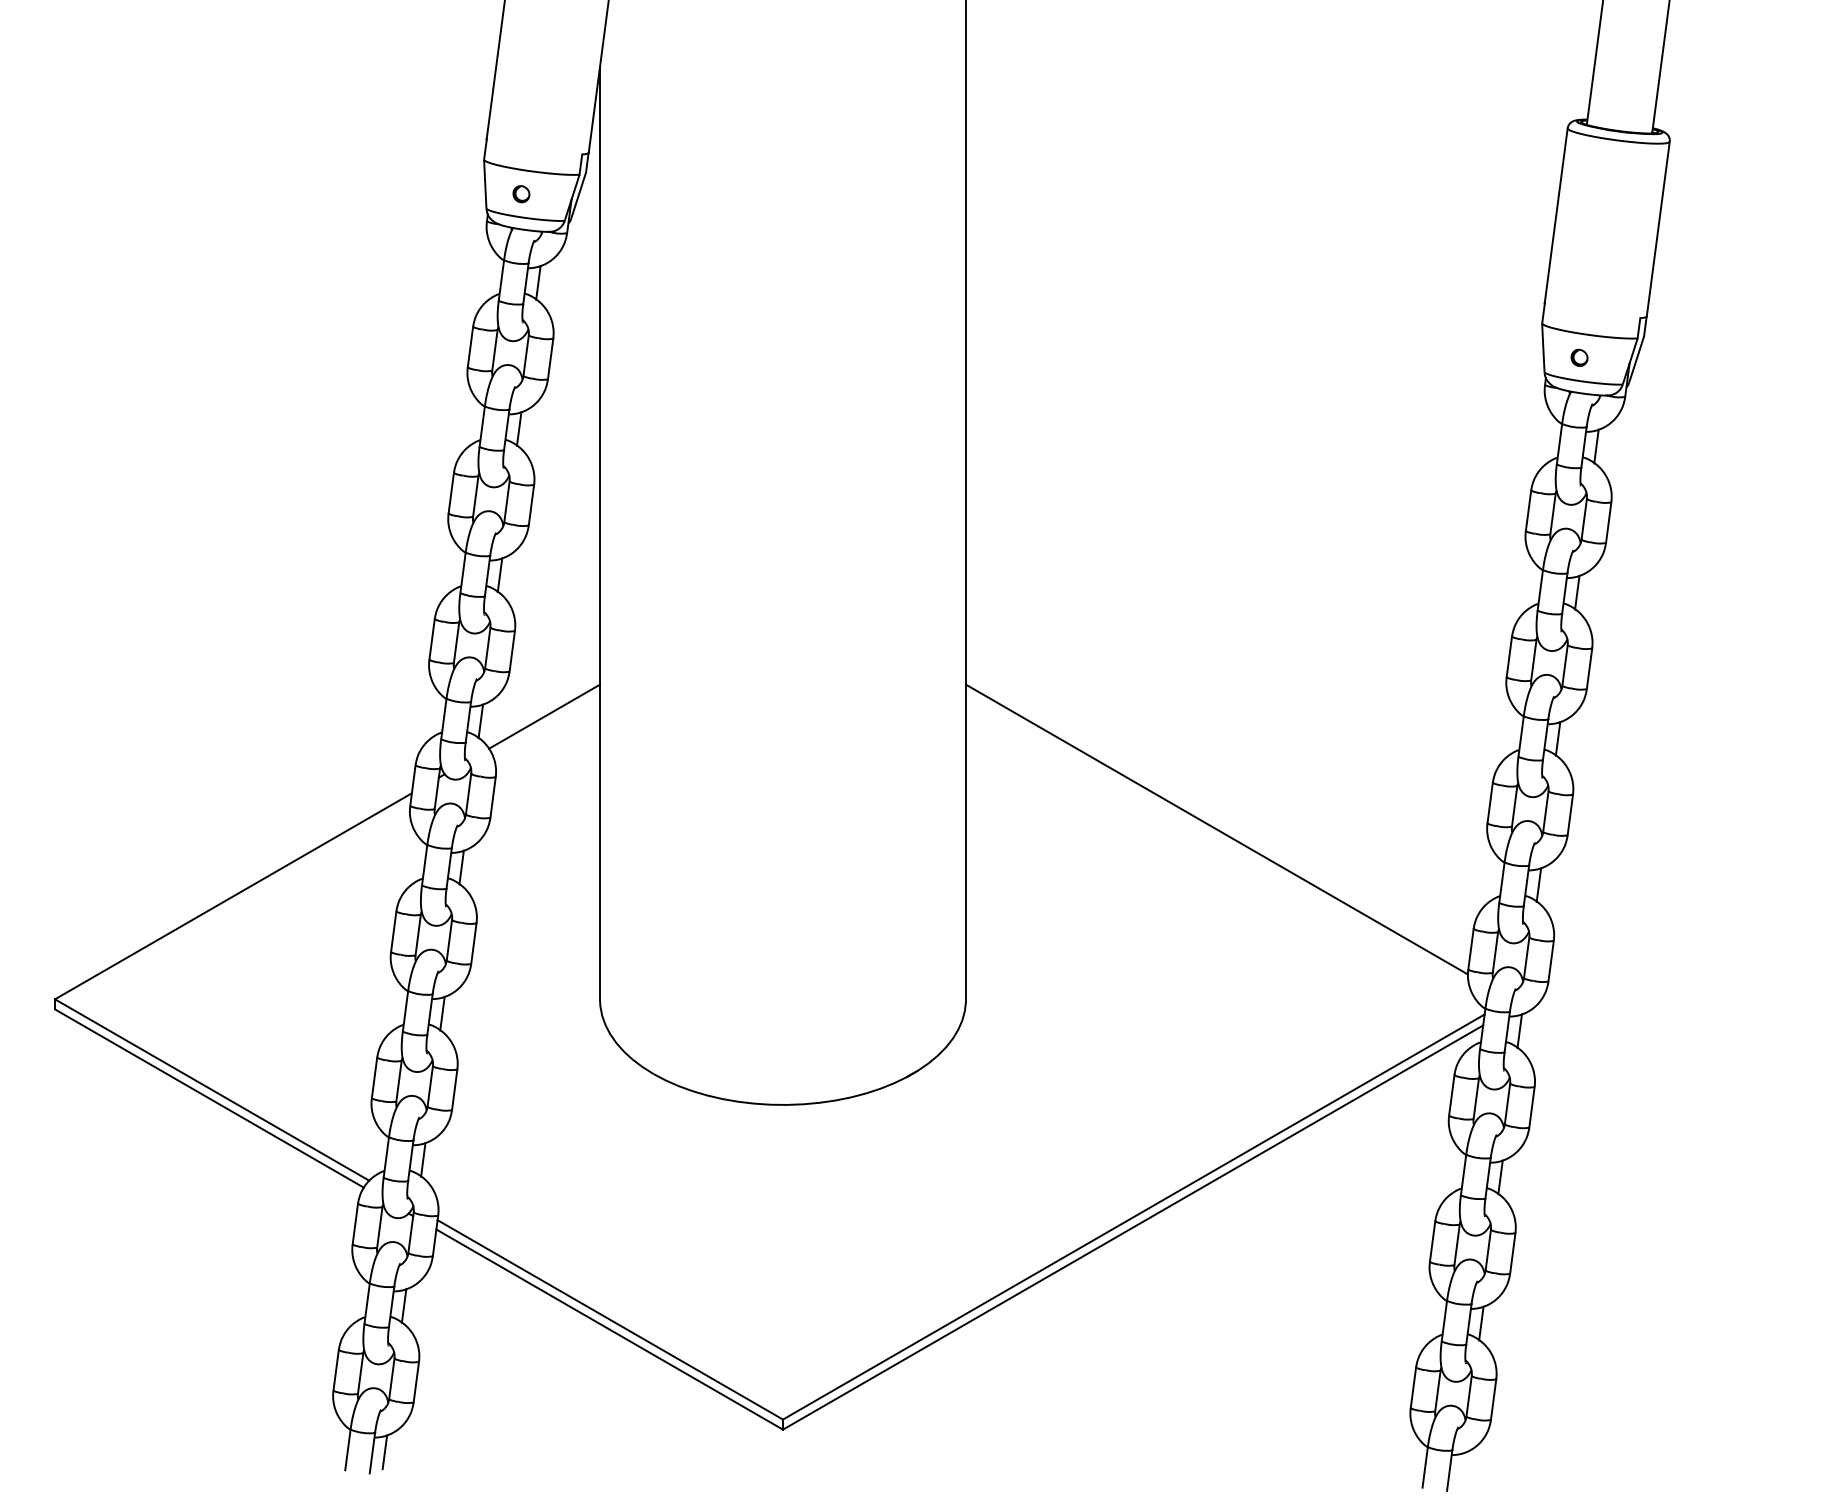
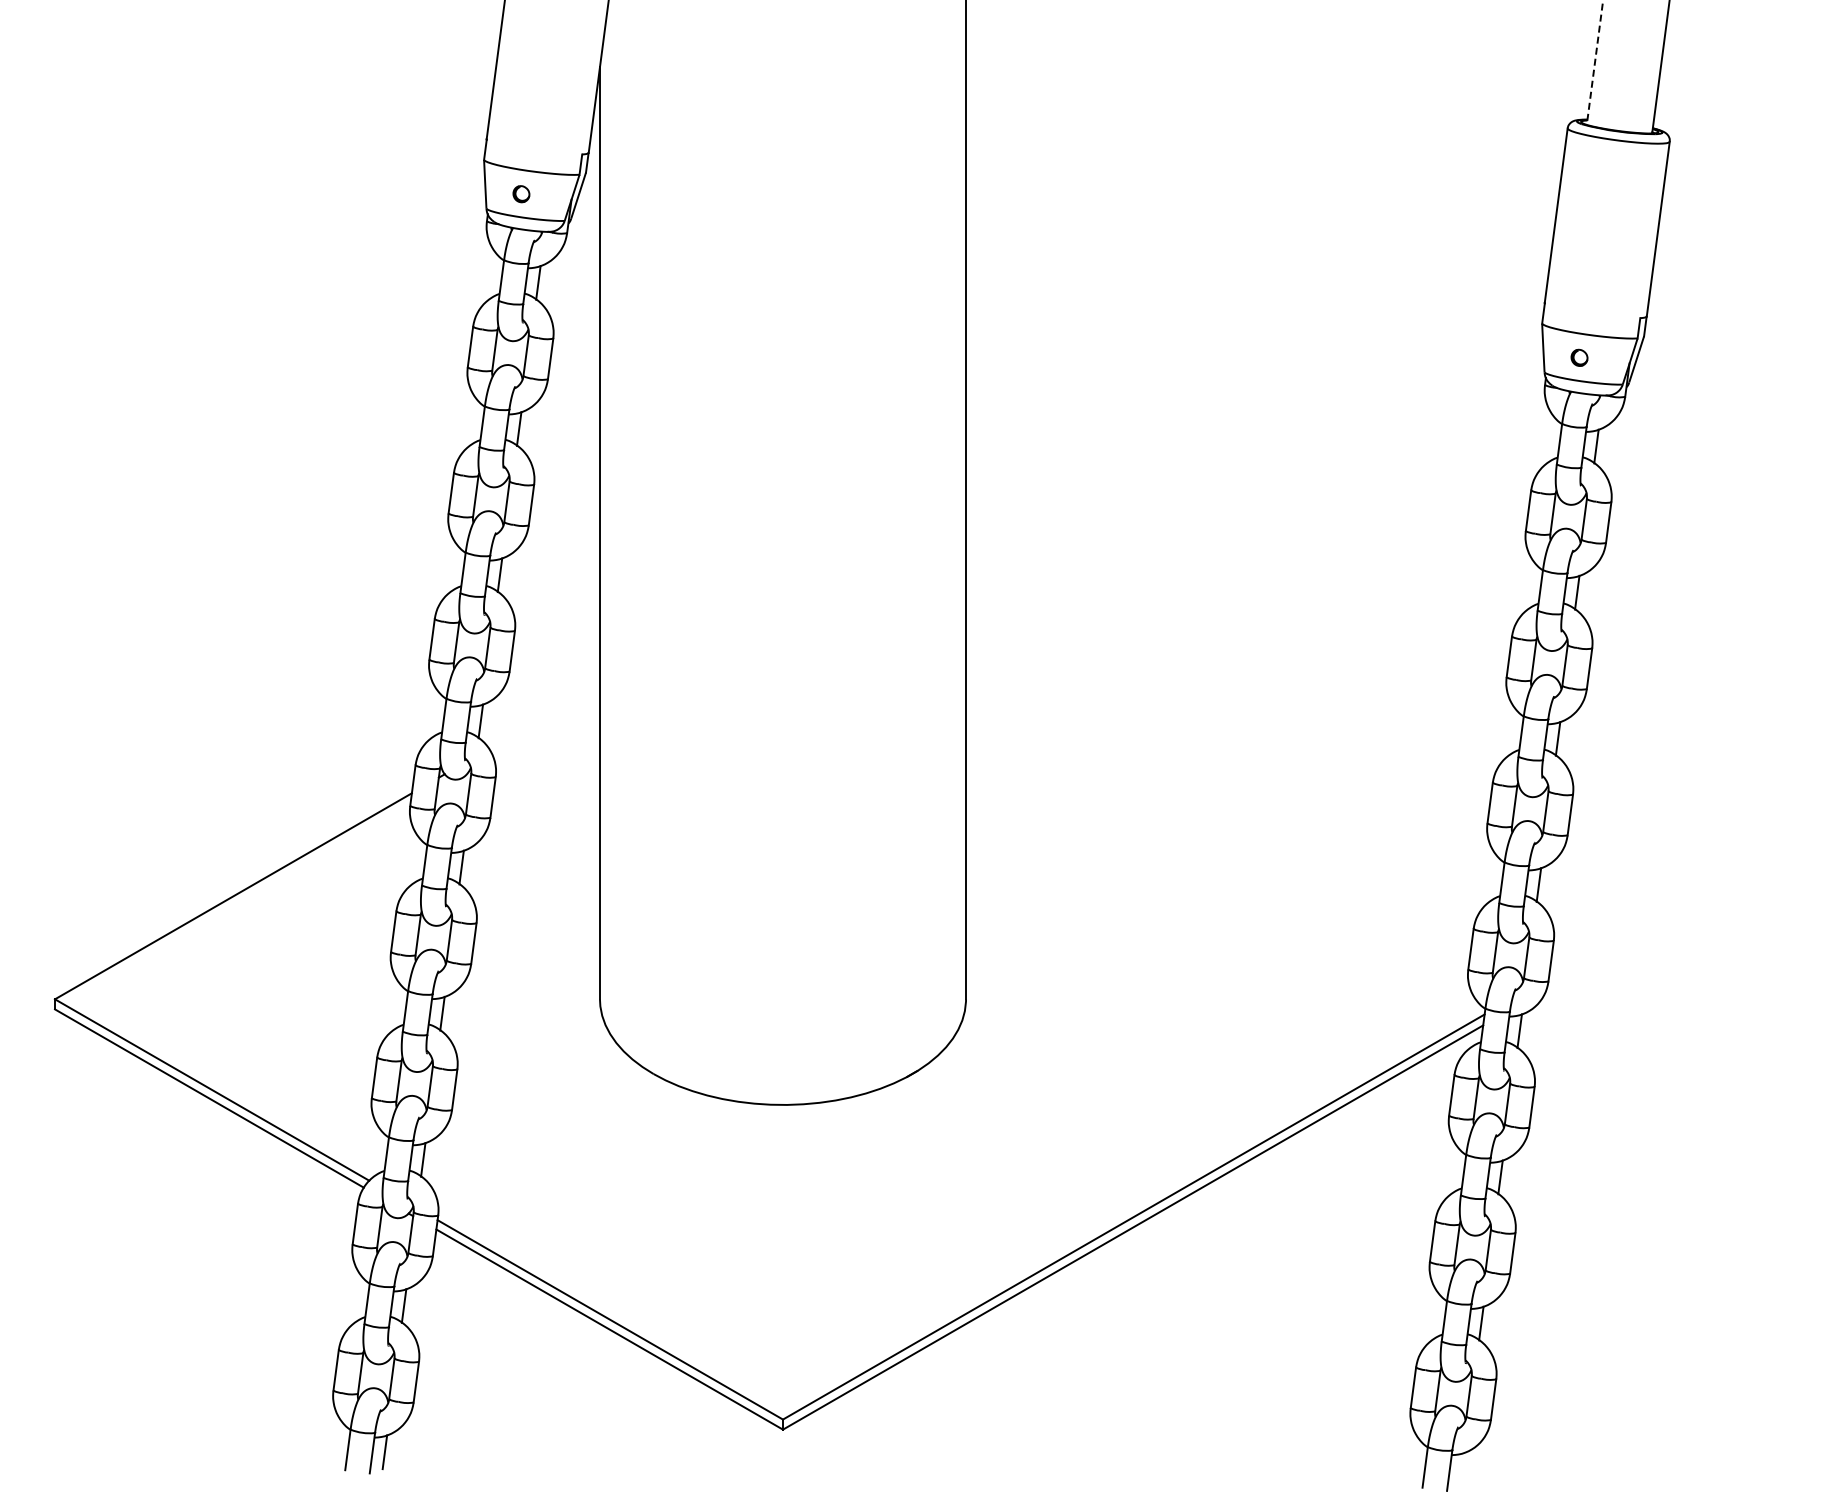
line: solid -> dashed (1595, 62)
line: present -> none (544, 716)
line: present -> none (1216, 829)
